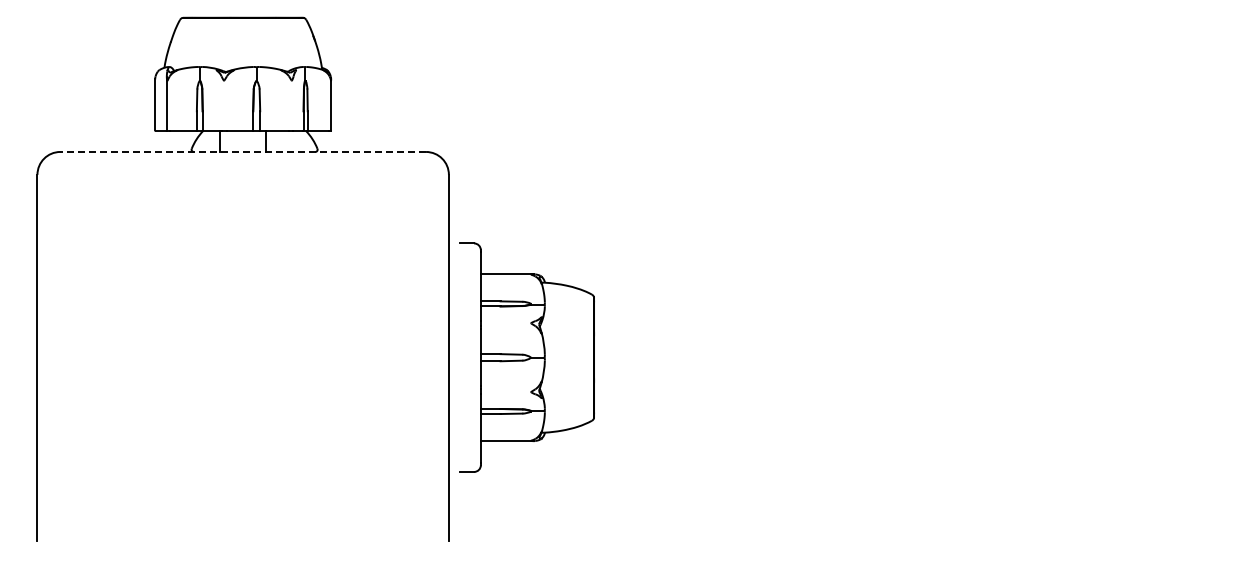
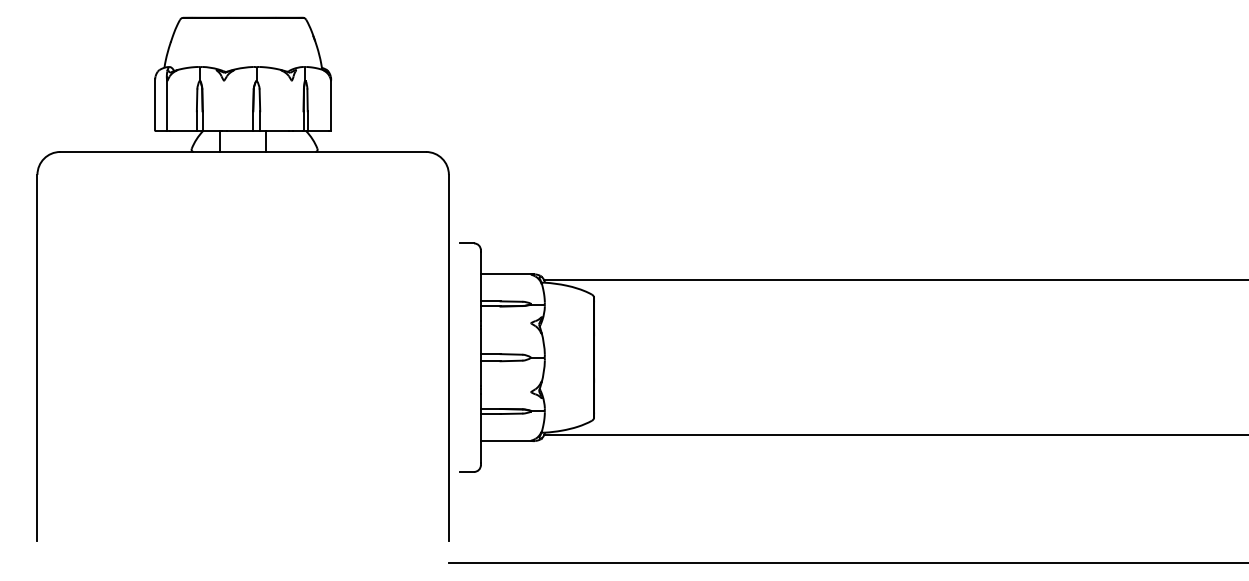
line: dashed -> solid (243, 151)
line: none -> present (894, 279)
line: none -> present (894, 435)
line: none -> present (846, 563)
